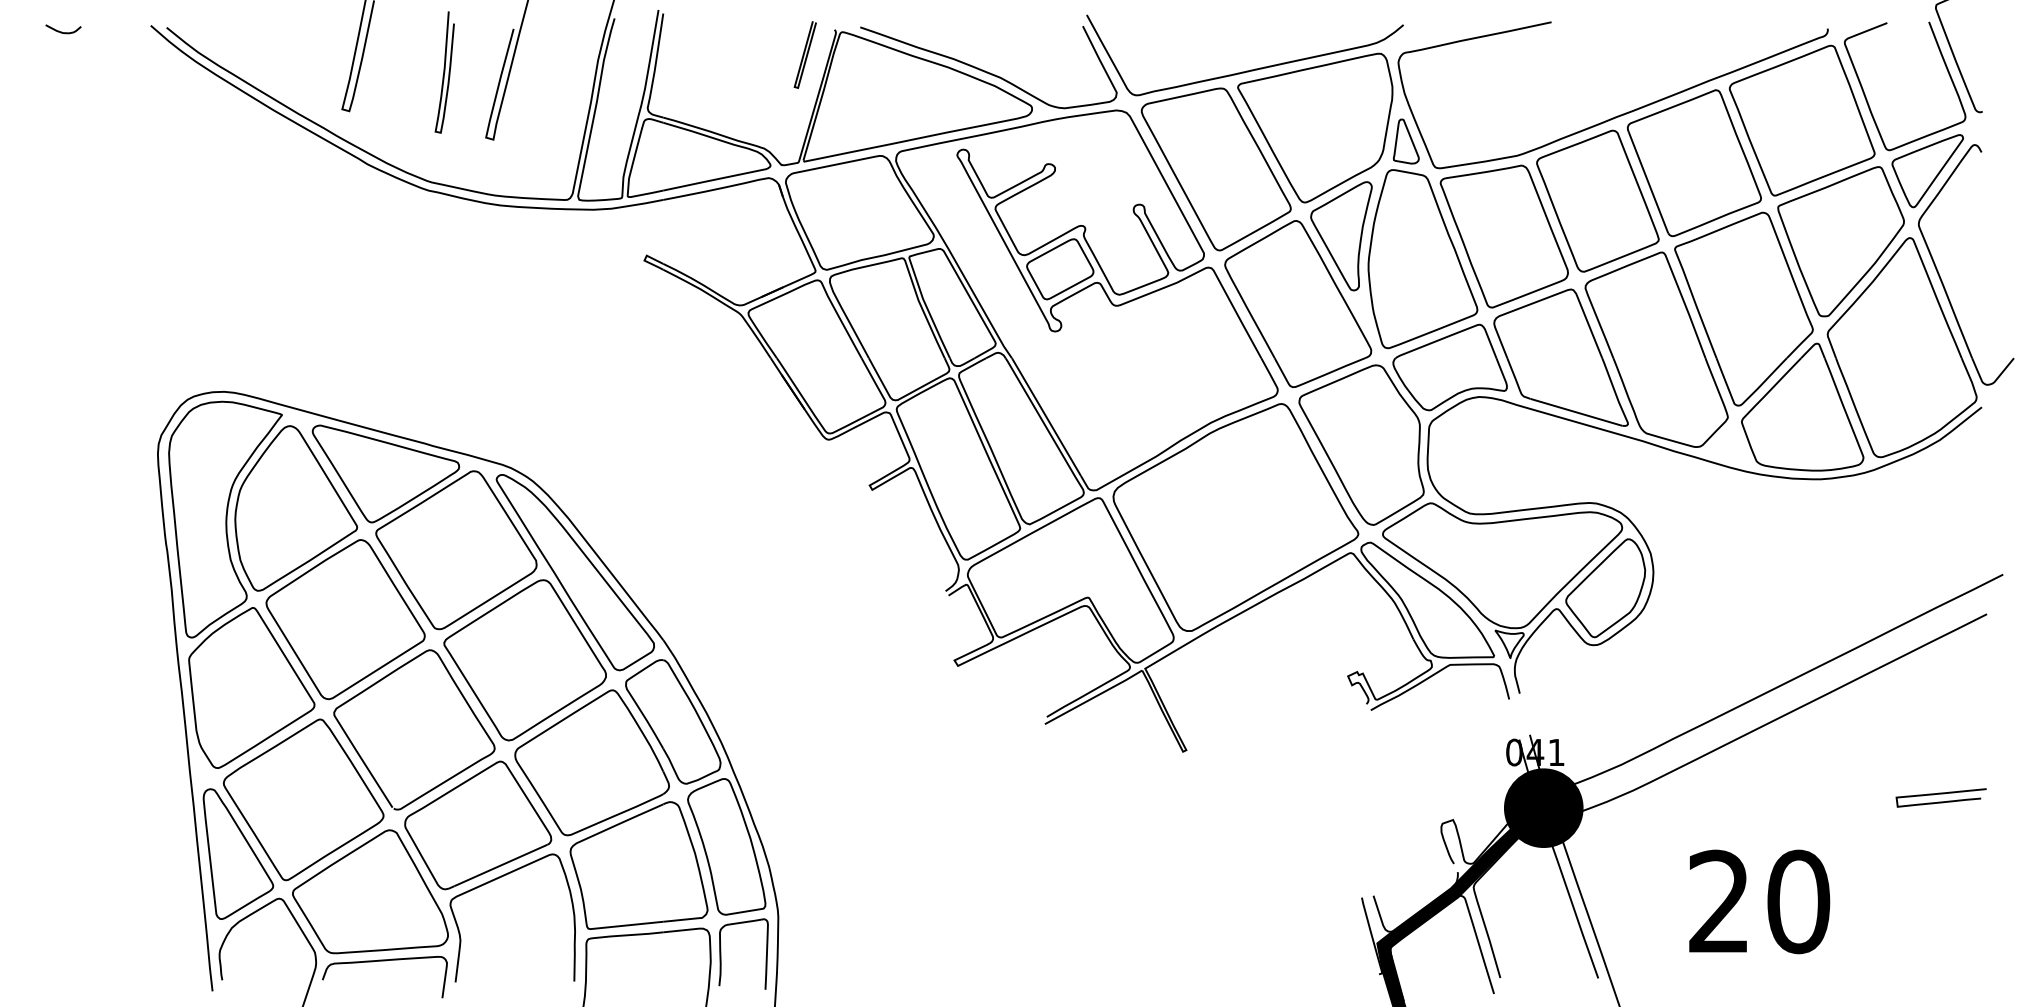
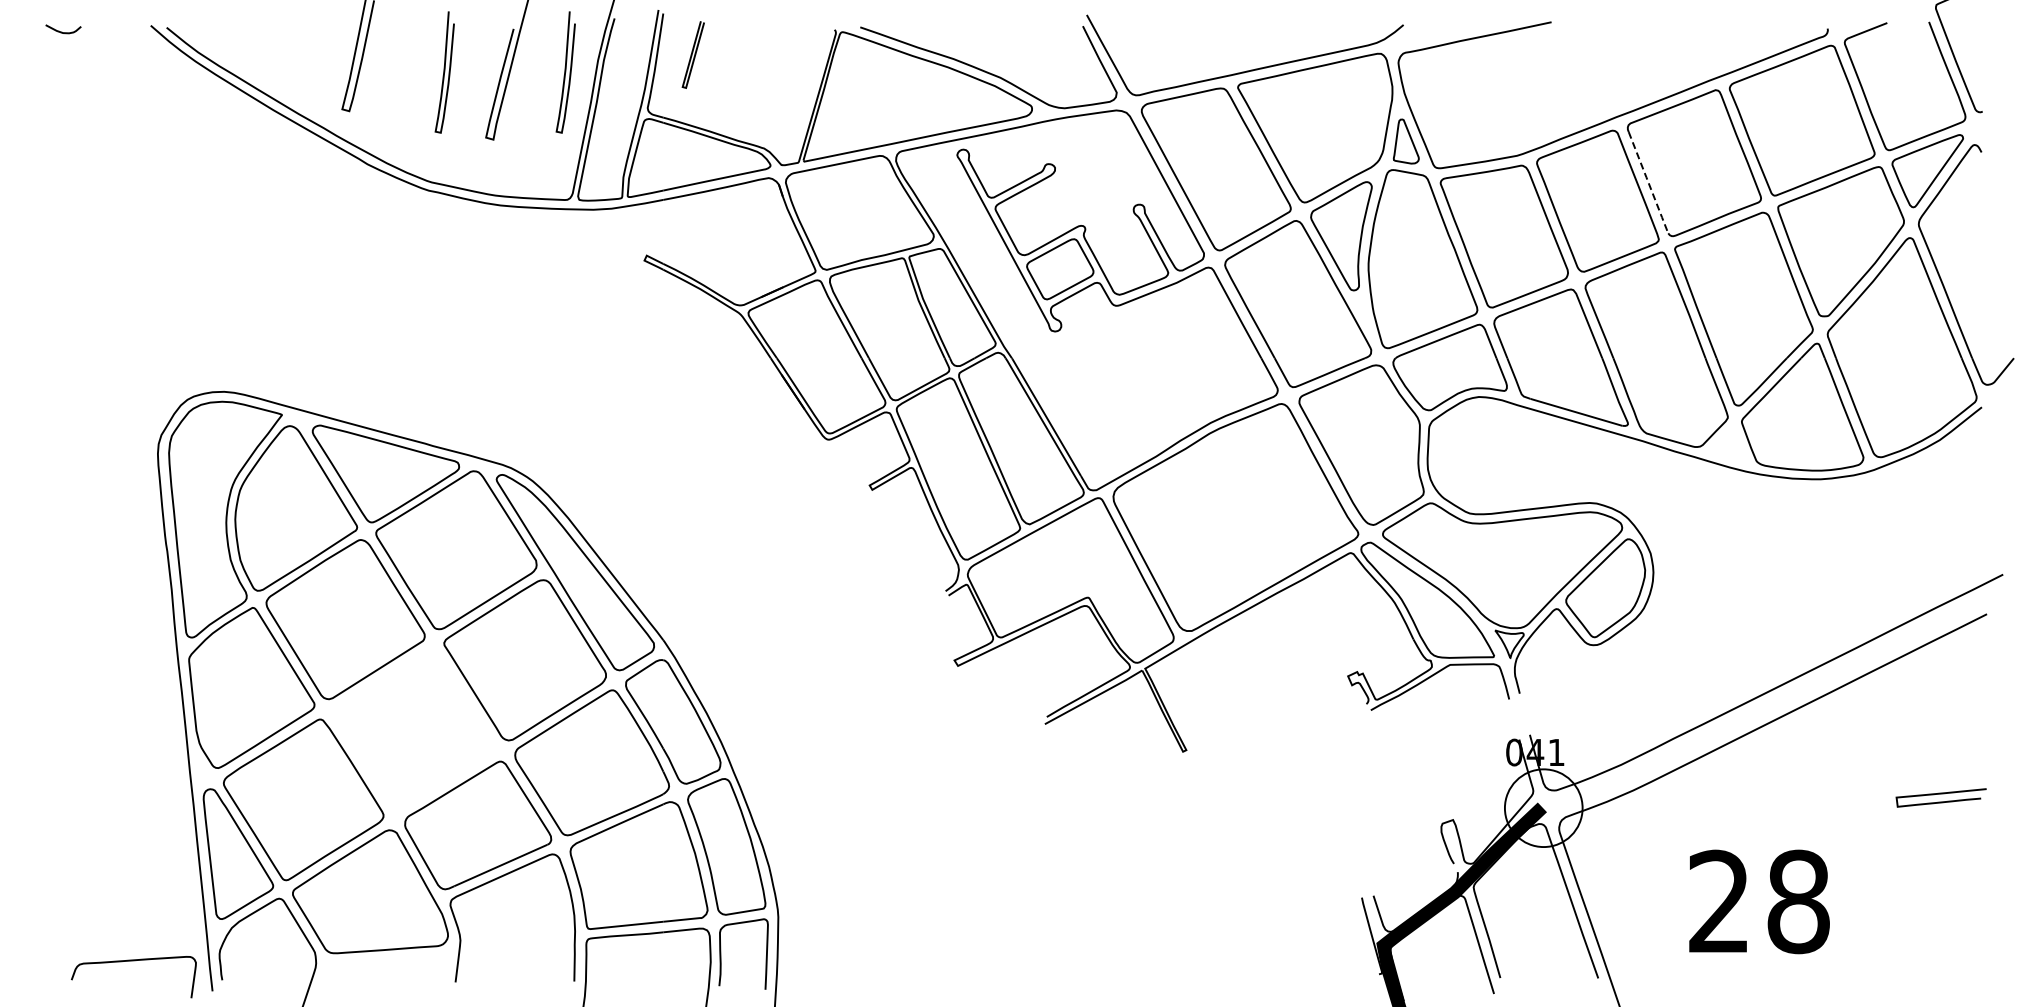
curve position: (804, 54) -> (692, 54) (692, 54)
curve: none -> present (565, 72)
line: solid -> dashed (1648, 183)
curve: present -> none (462, 697)
fill: present -> none (1543, 808)
text: 20 -> 28 (1798, 901)
curve position: (384, 961) -> (133, 961) (133, 961)
